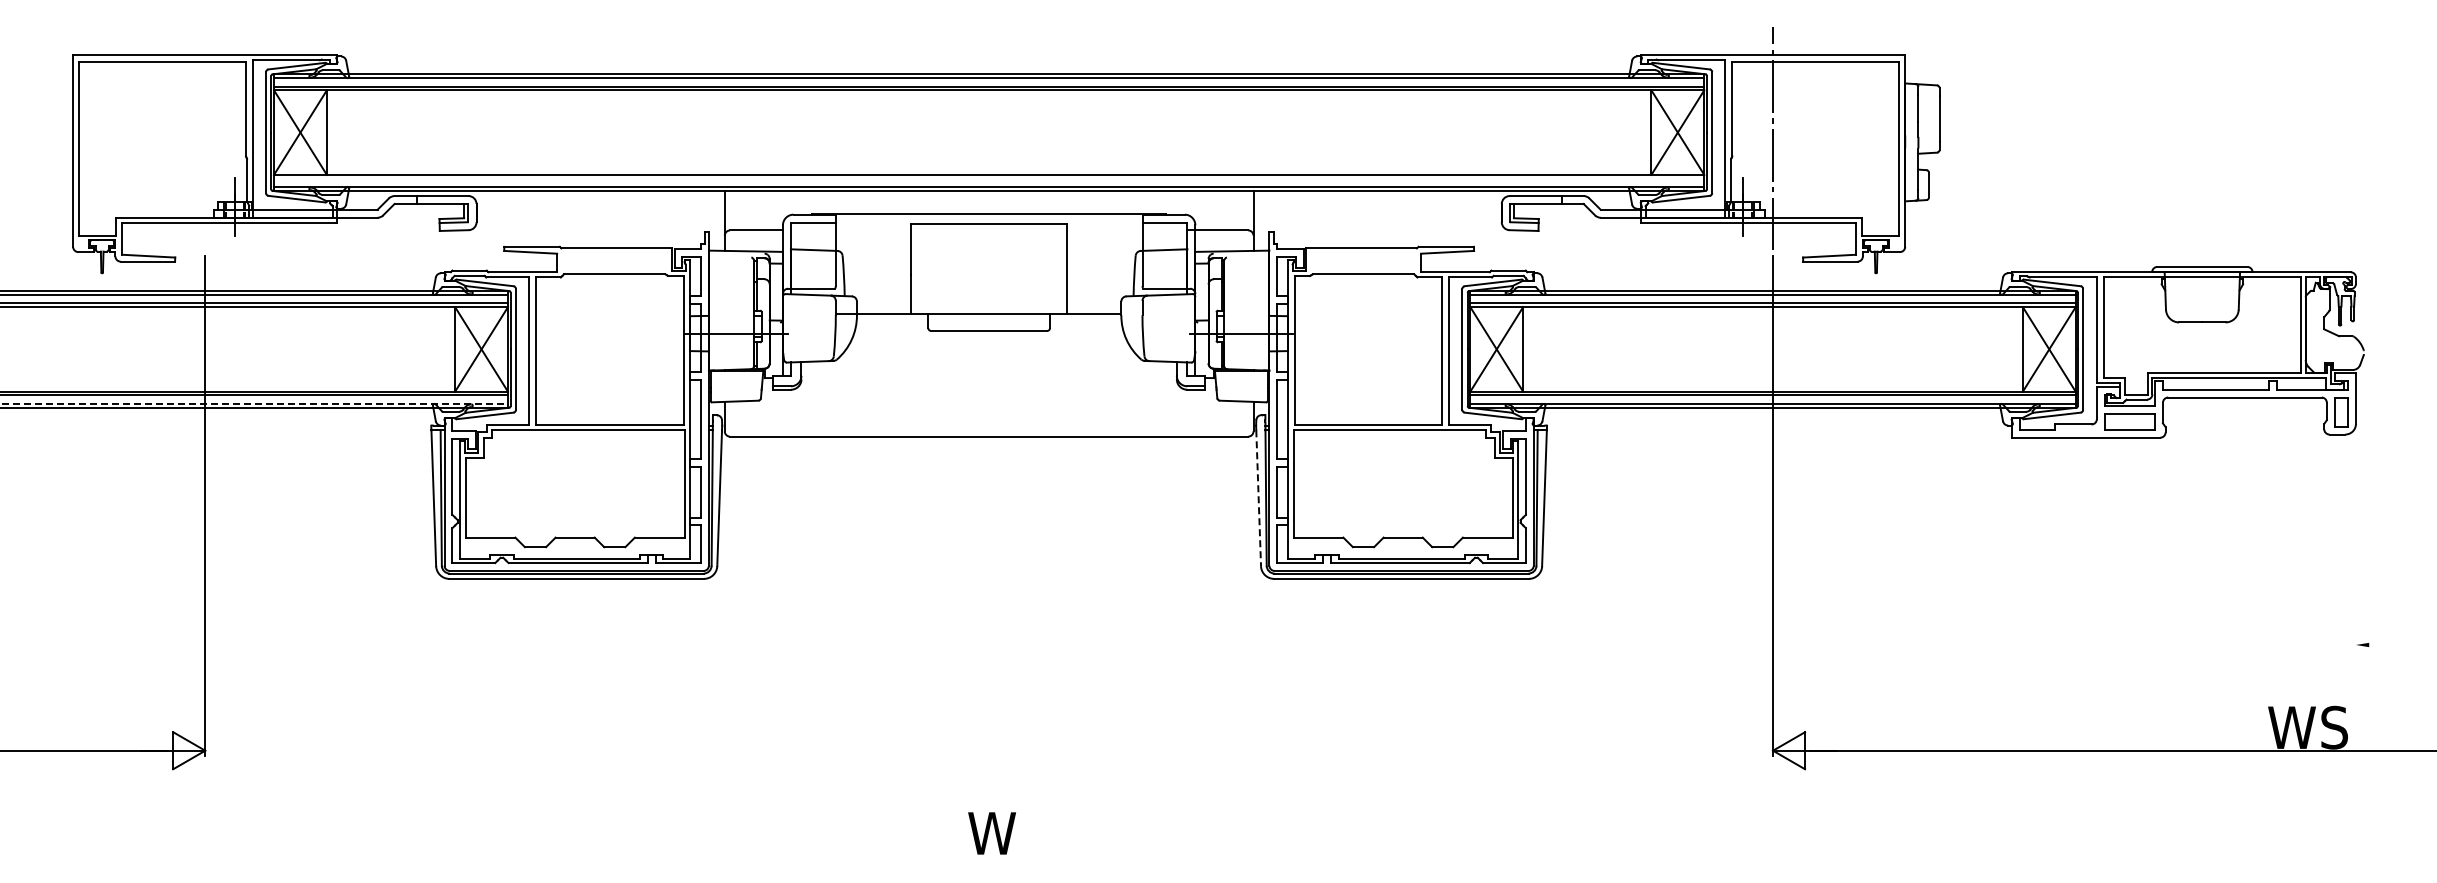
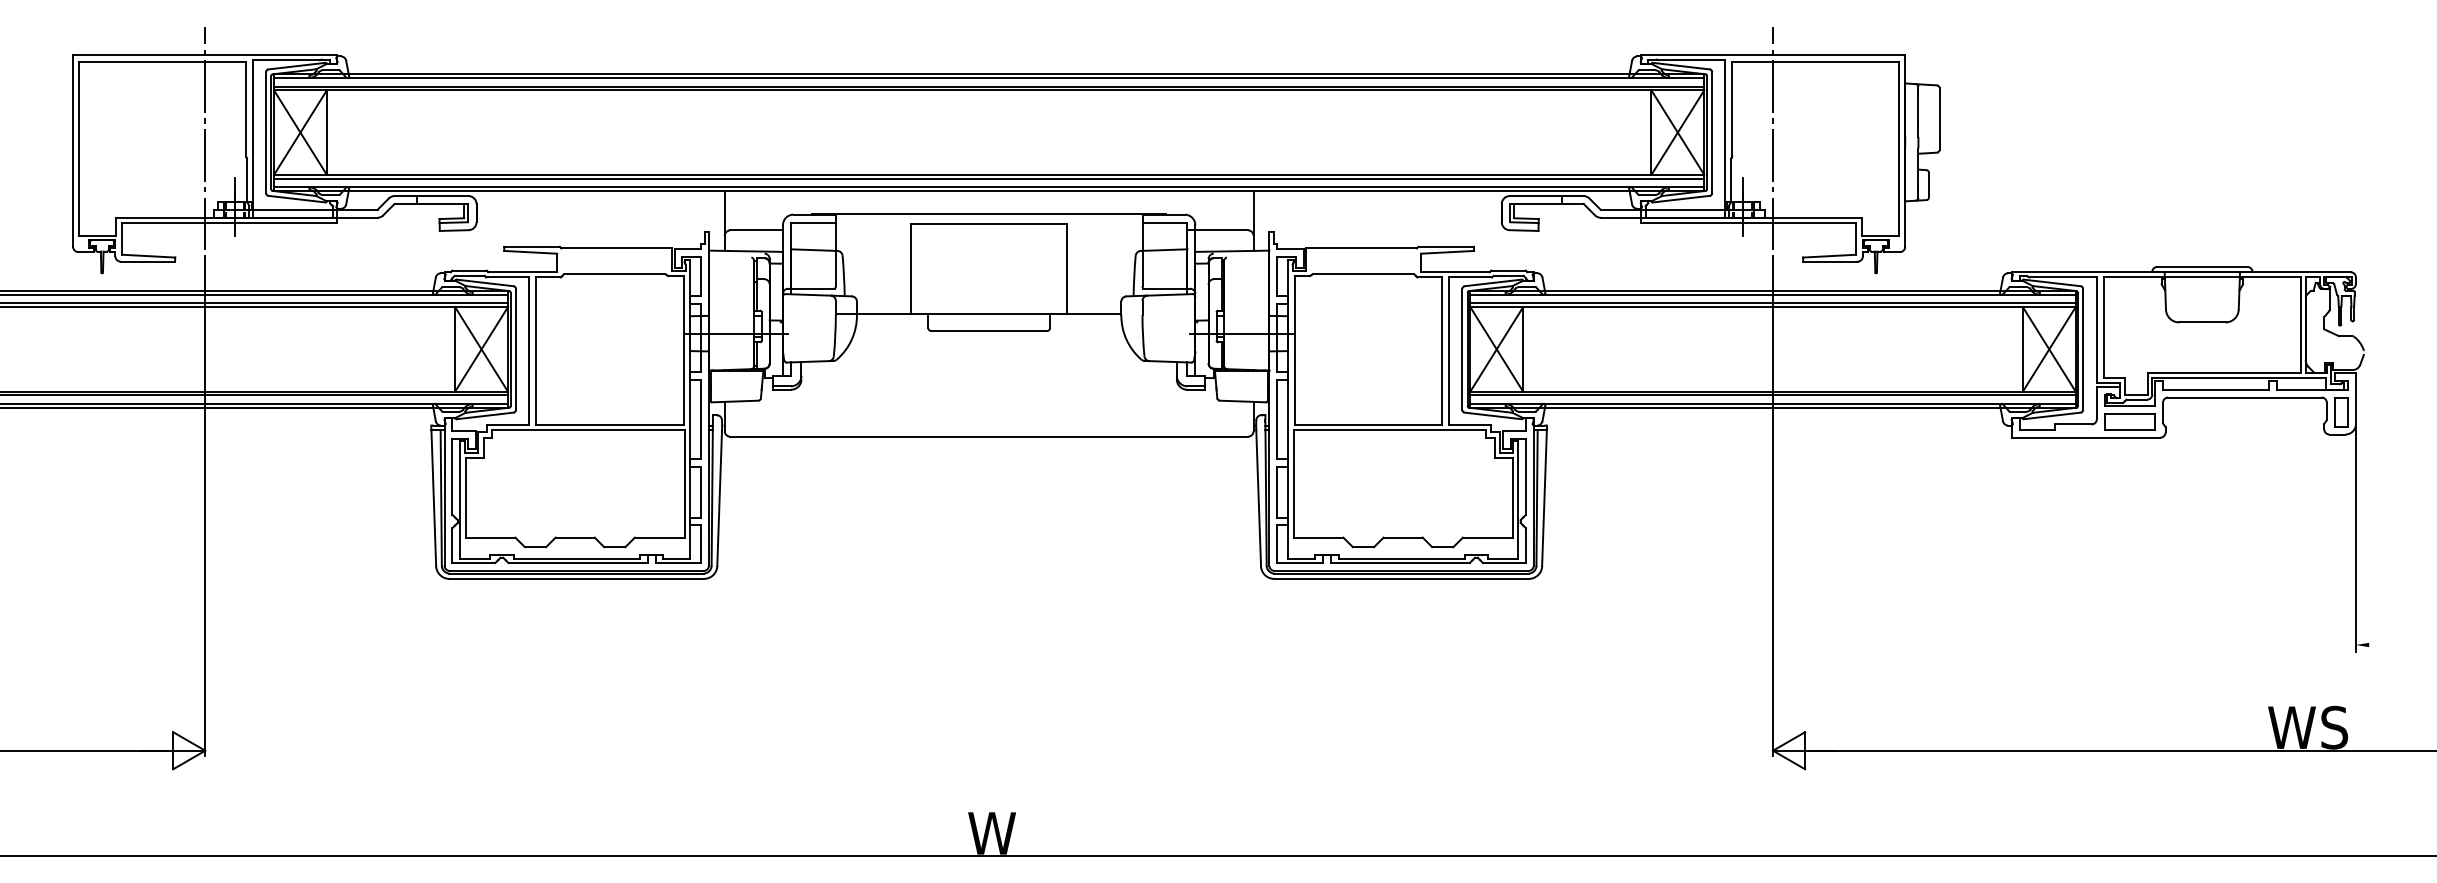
line: none -> present (205, 138)
line: none -> present (989, 178)
line: dashed -> solid (254, 403)
line: dashed -> solid (1258, 498)
line: none -> present (2355, 539)
line: none -> present (1217, 856)
